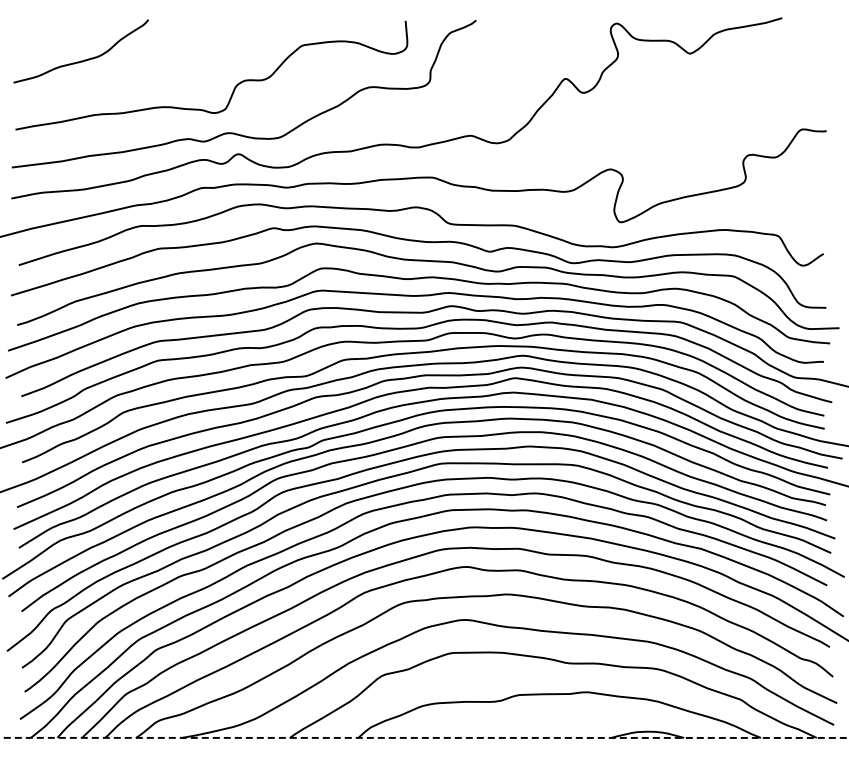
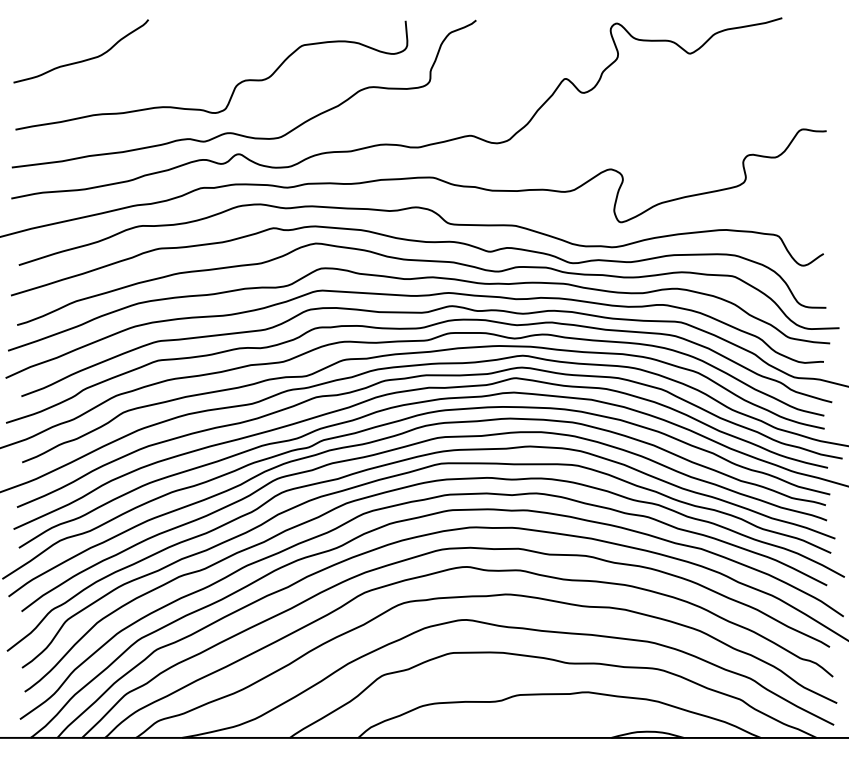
line: dashed -> solid (424, 737)
